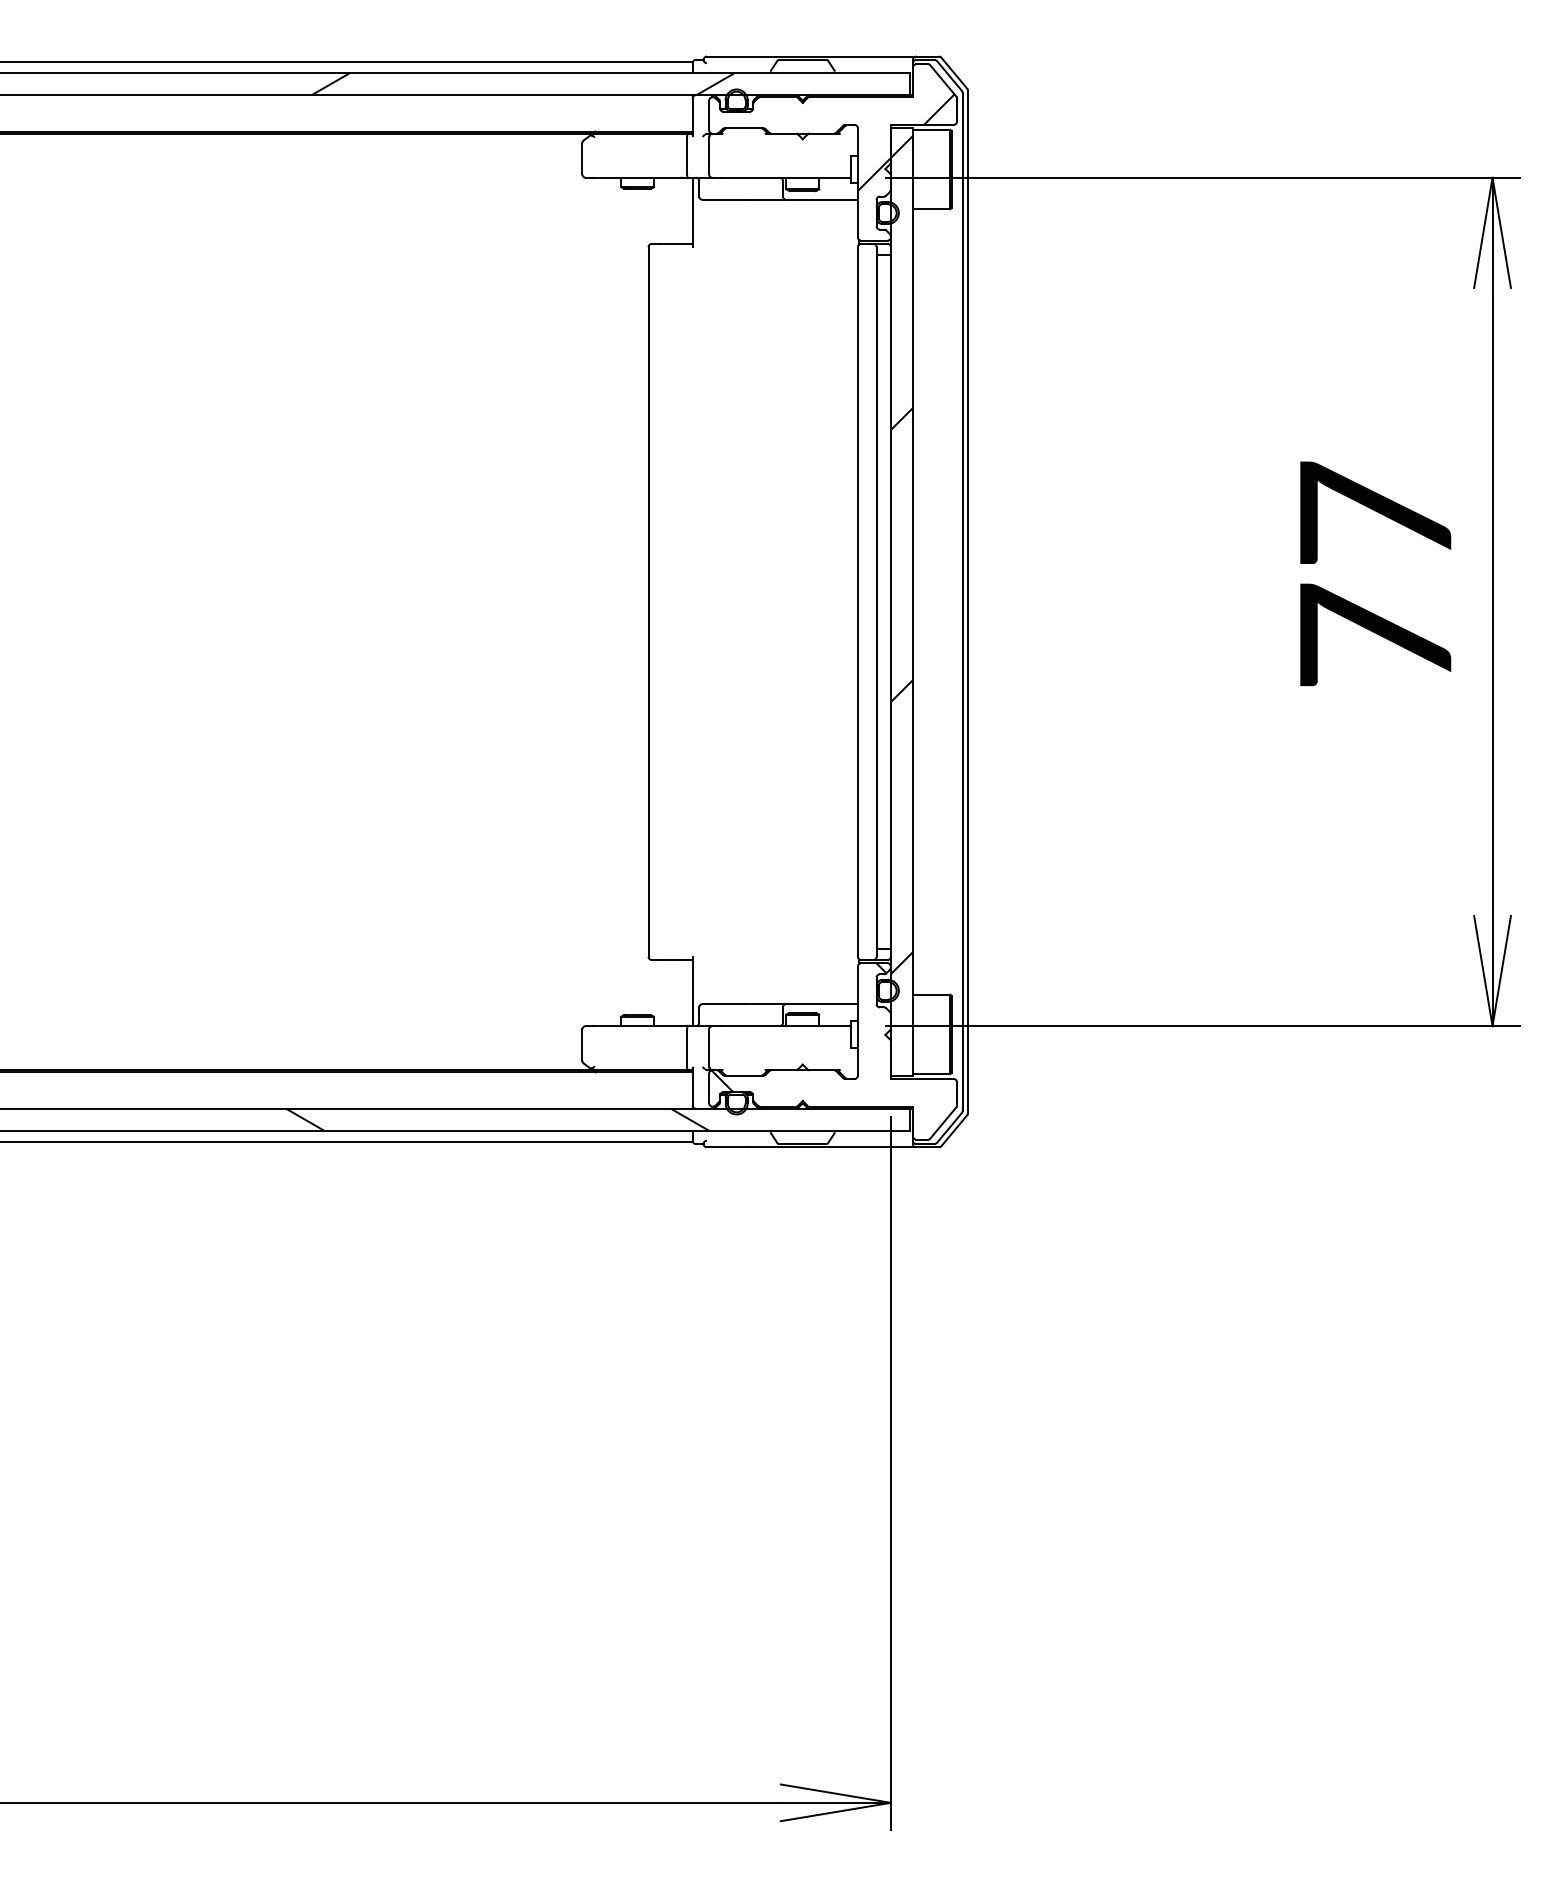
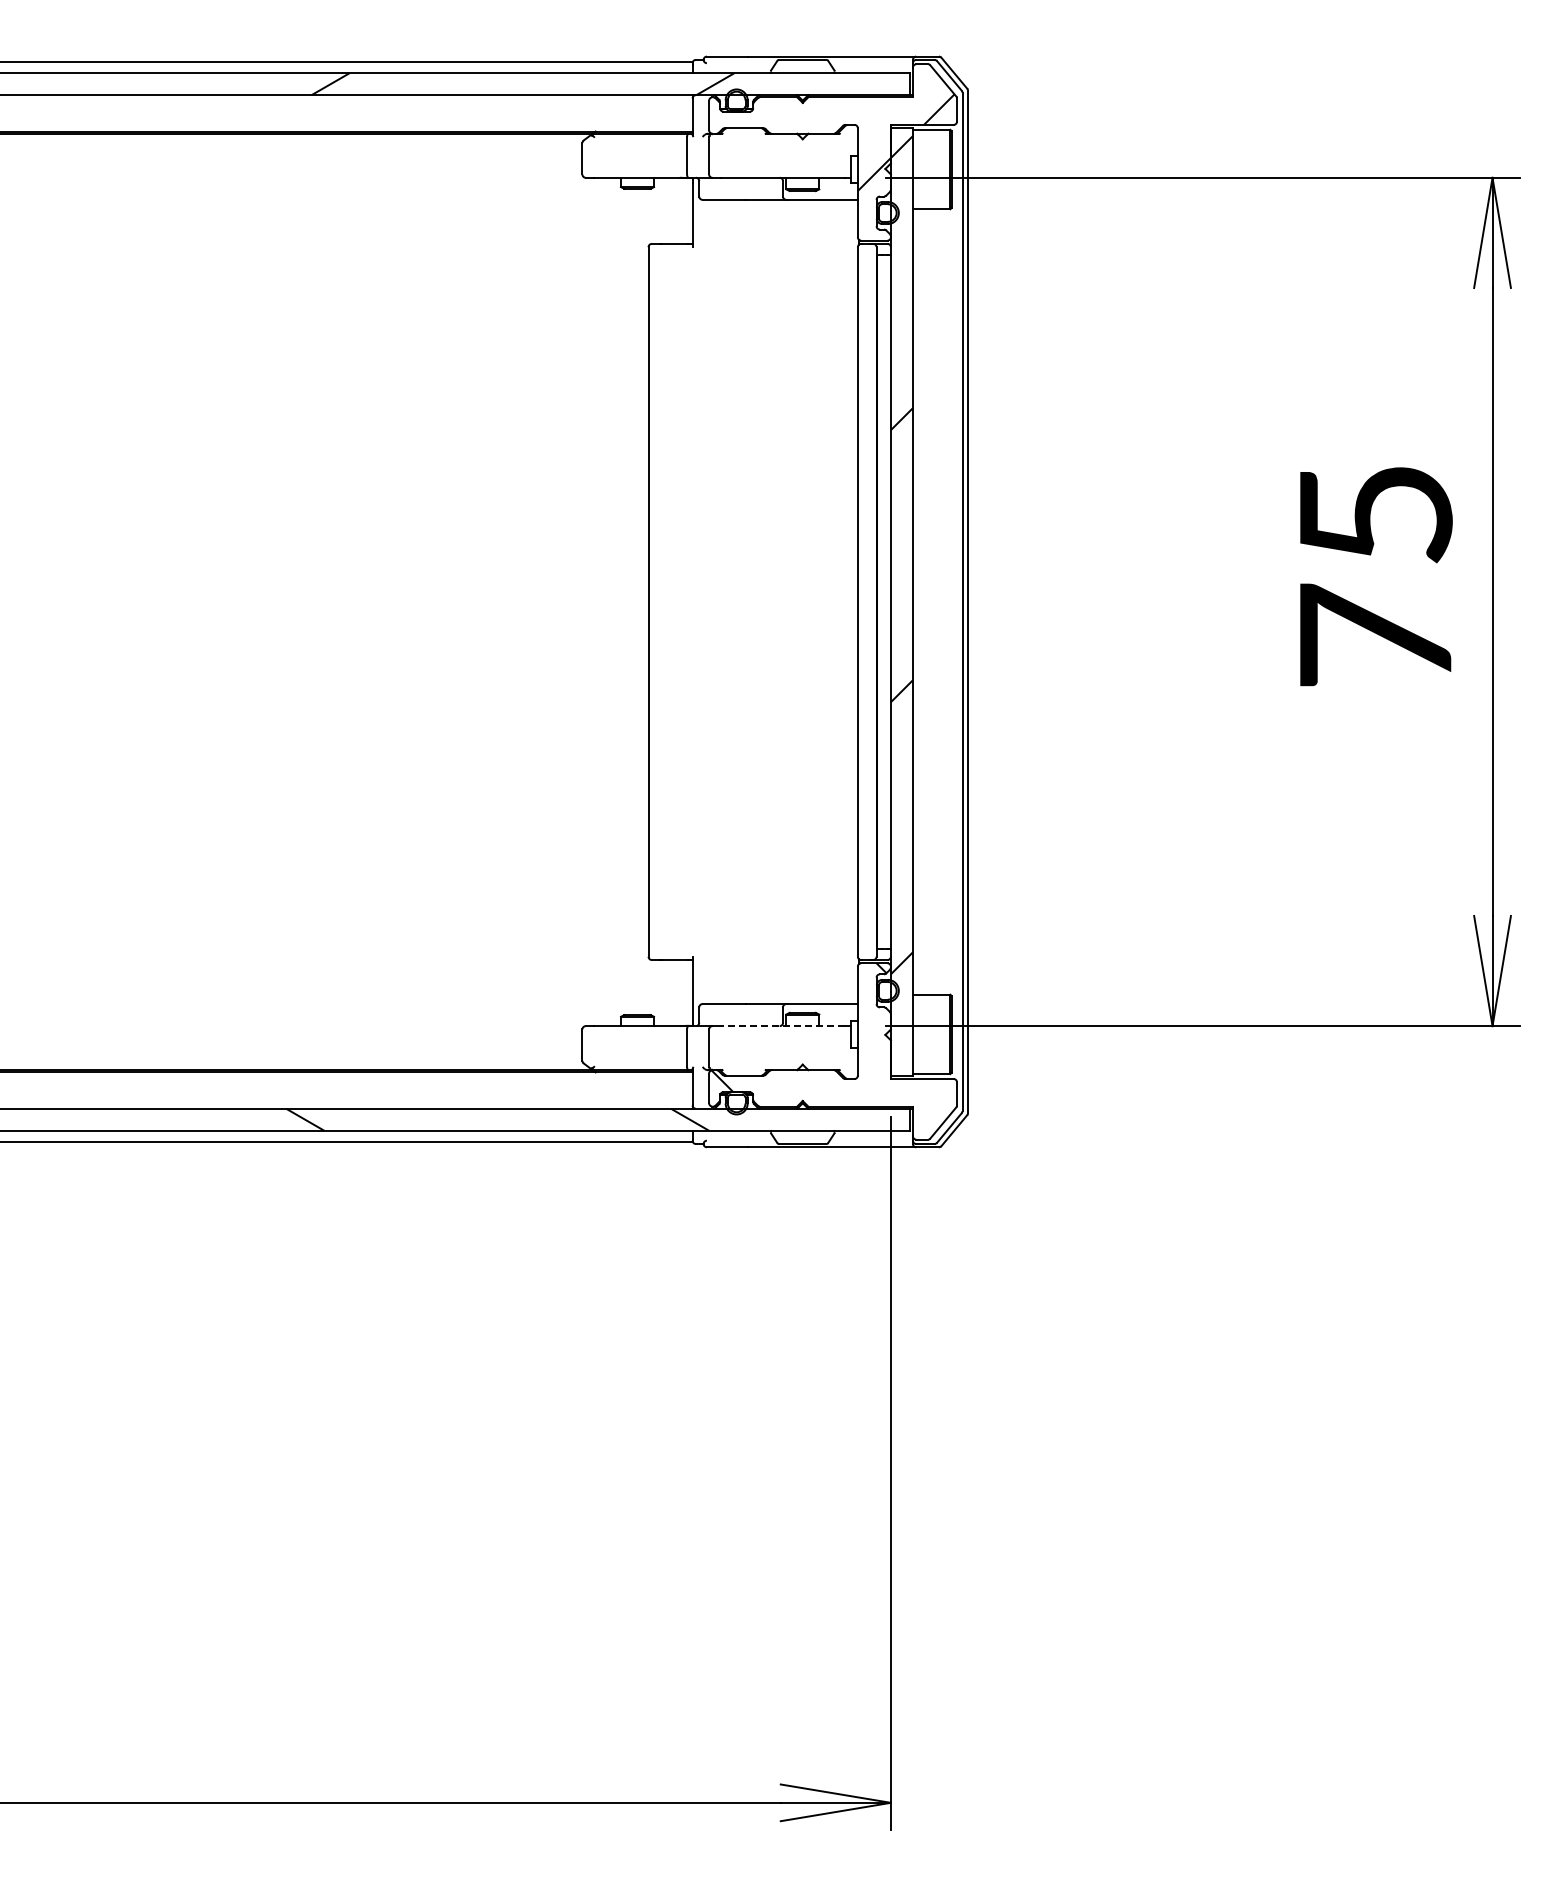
text: 77 -> 75 (1376, 512)
line: solid -> dashed (783, 1026)
